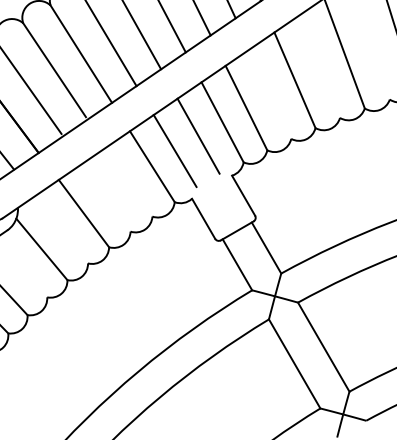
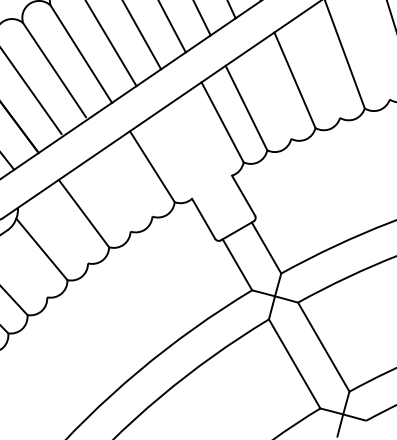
line: present -> none (198, 135)
line: present -> none (174, 151)
